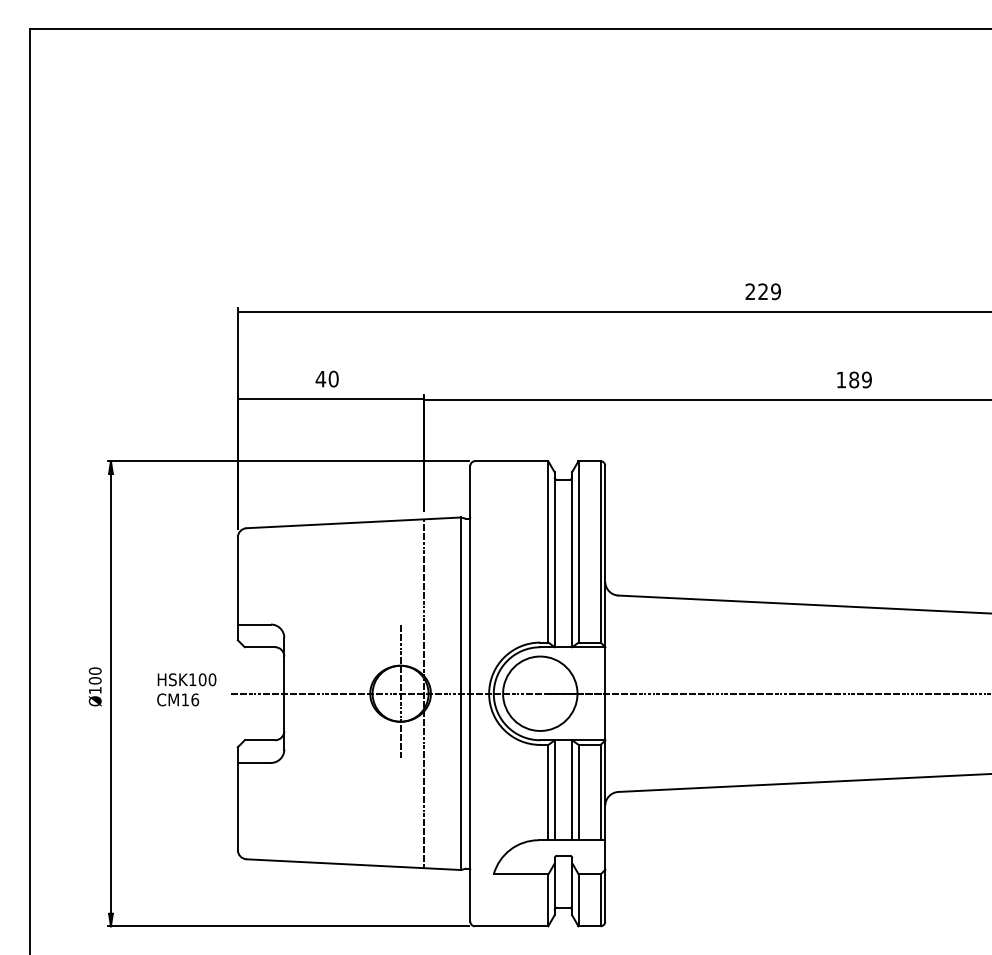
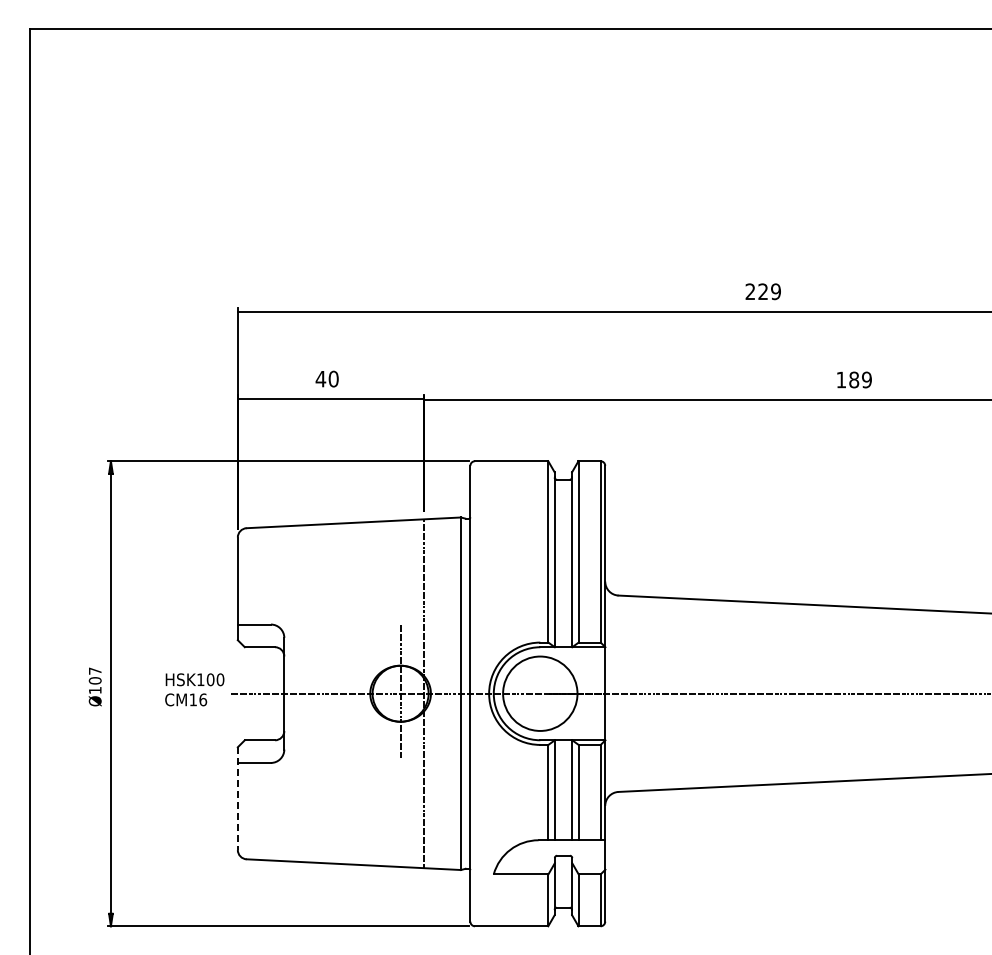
text: Ø100 -> Ø107 (94, 670)
text position: (186, 689) -> (194, 689) (194, 689)
line: solid -> dashed (237, 799)
